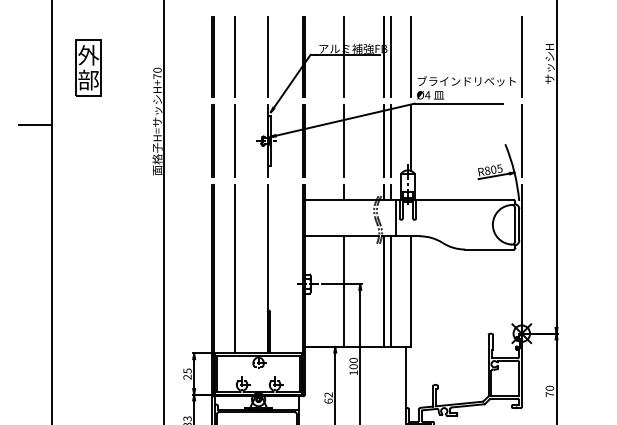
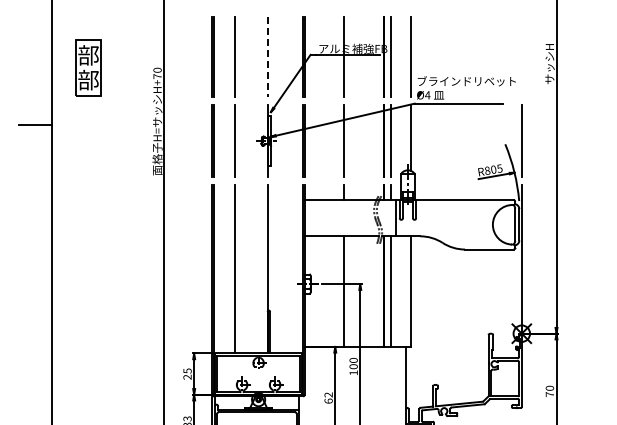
text: 外 -> 部 (88, 55)
line: present -> none (521, 56)
line: solid -> dashed (267, 57)
